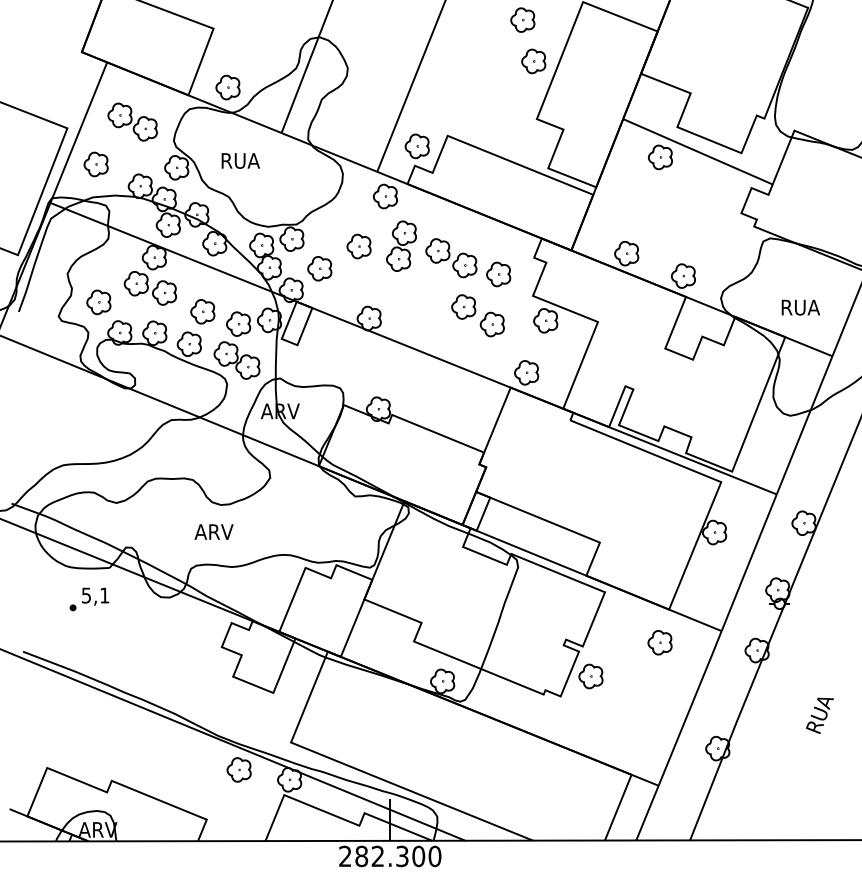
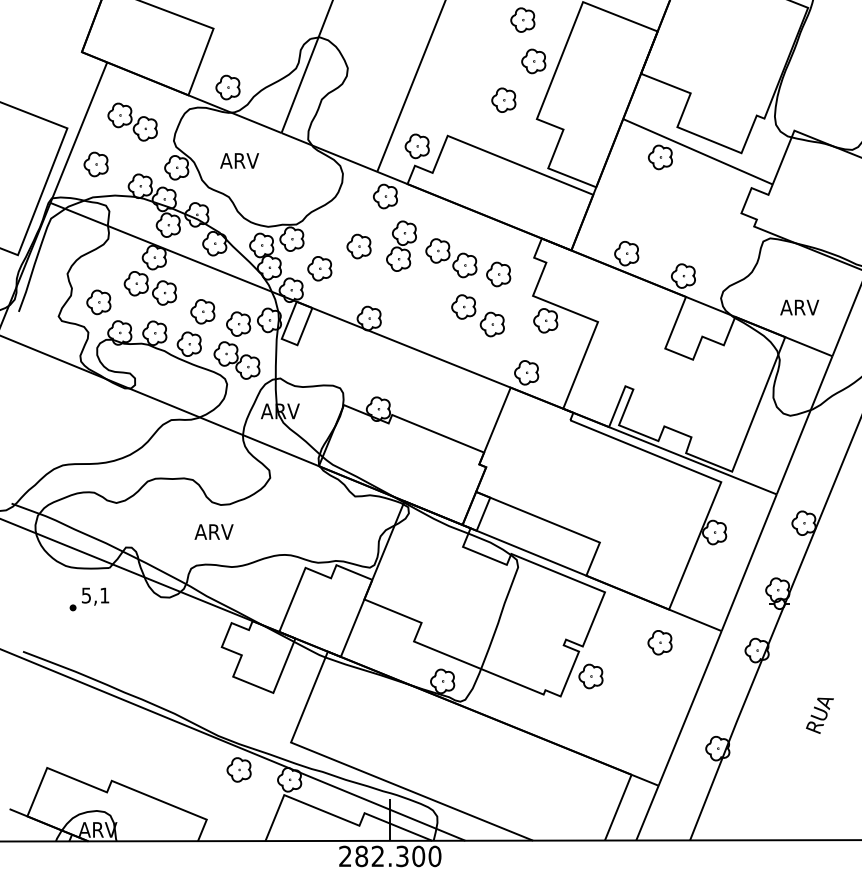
part: none -> present (503, 99)
text: RUA -> ARV (239, 160)
text: RUA -> ARV (799, 307)
